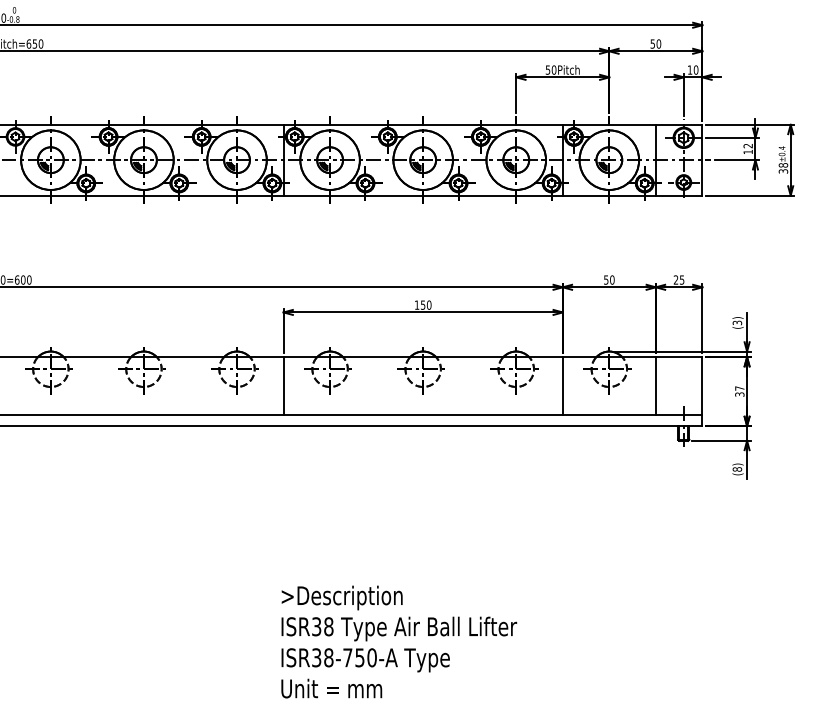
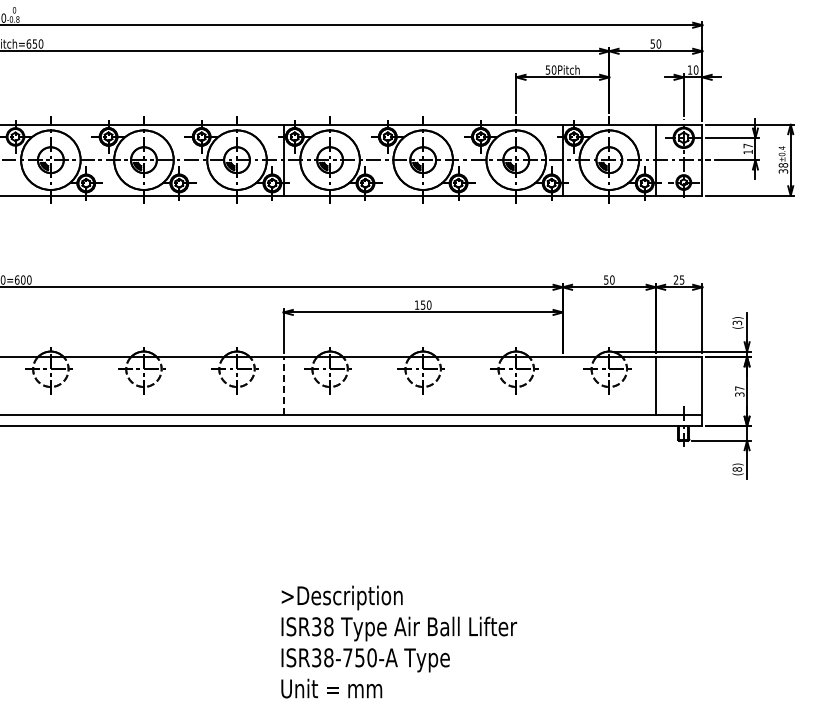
text: 12 -> 17 (747, 145)
line: solid -> dashed (283, 385)
line: present -> none (562, 385)
